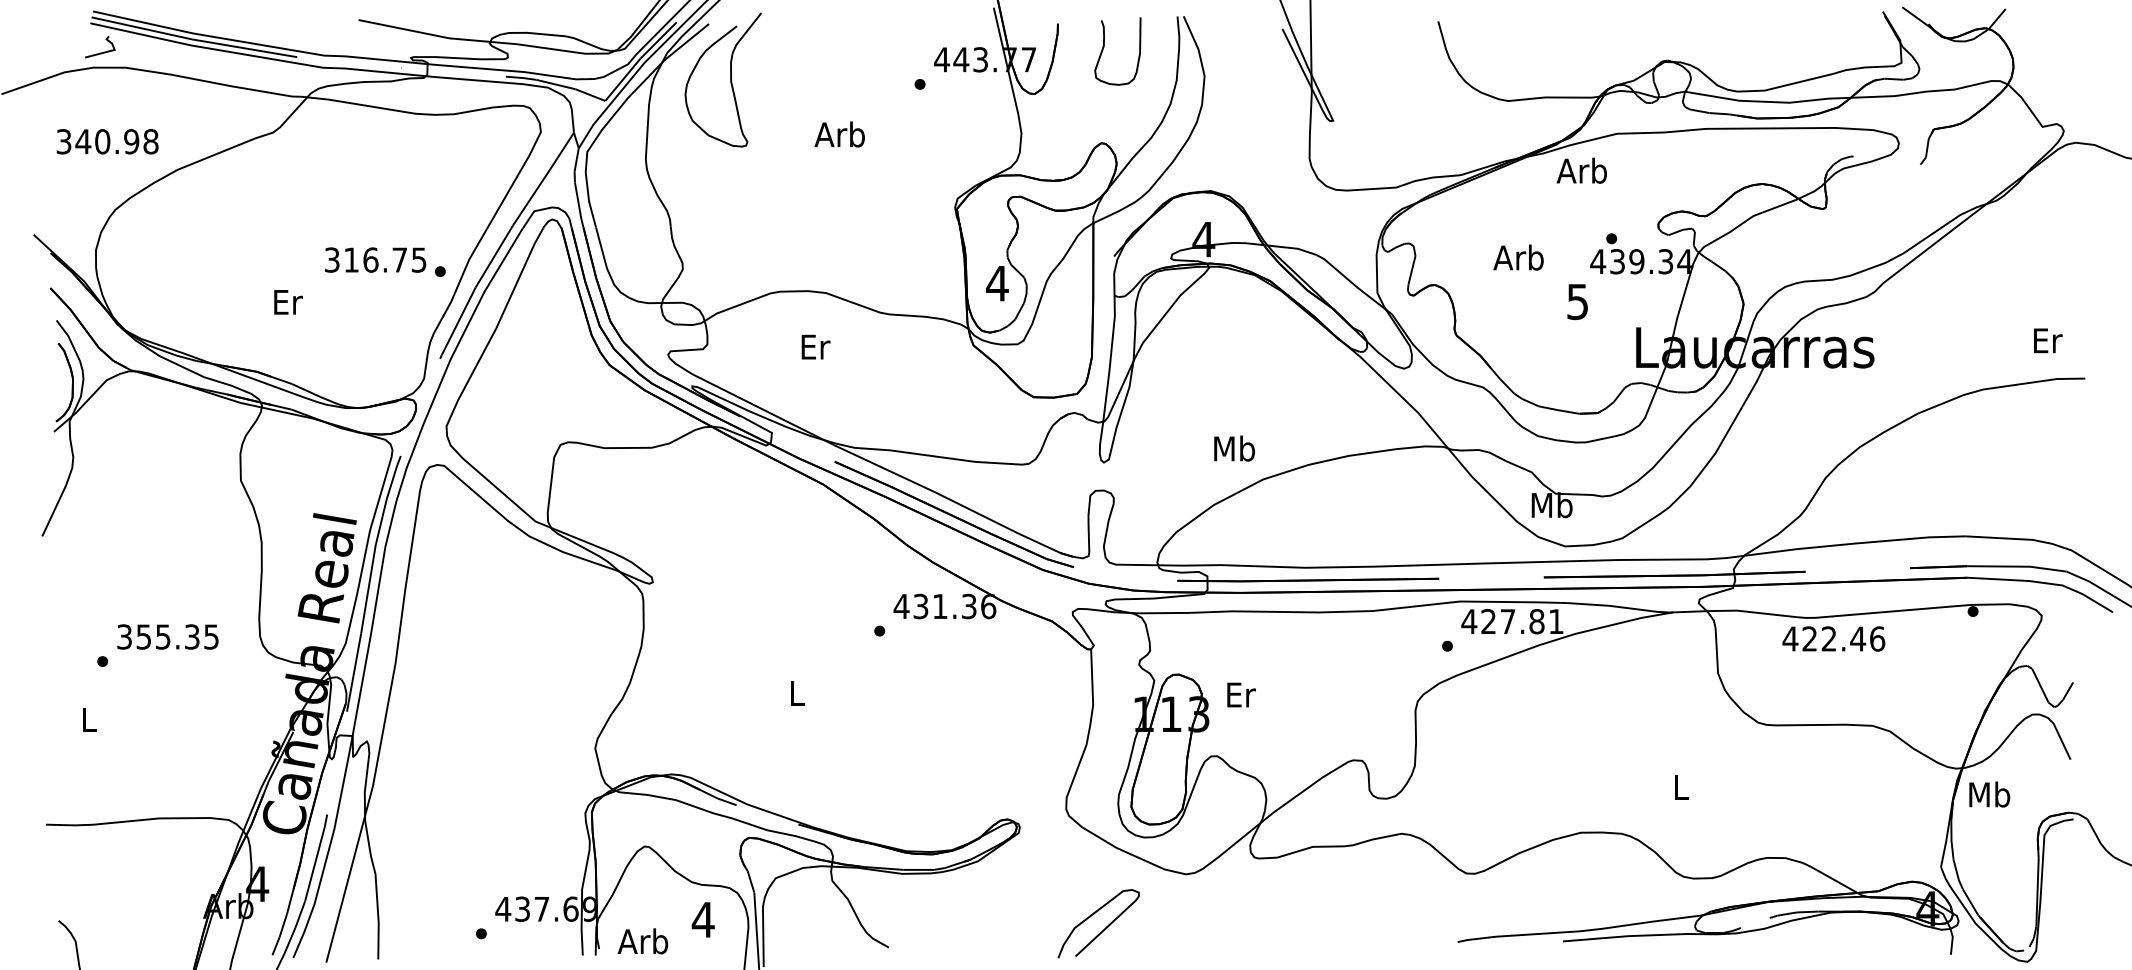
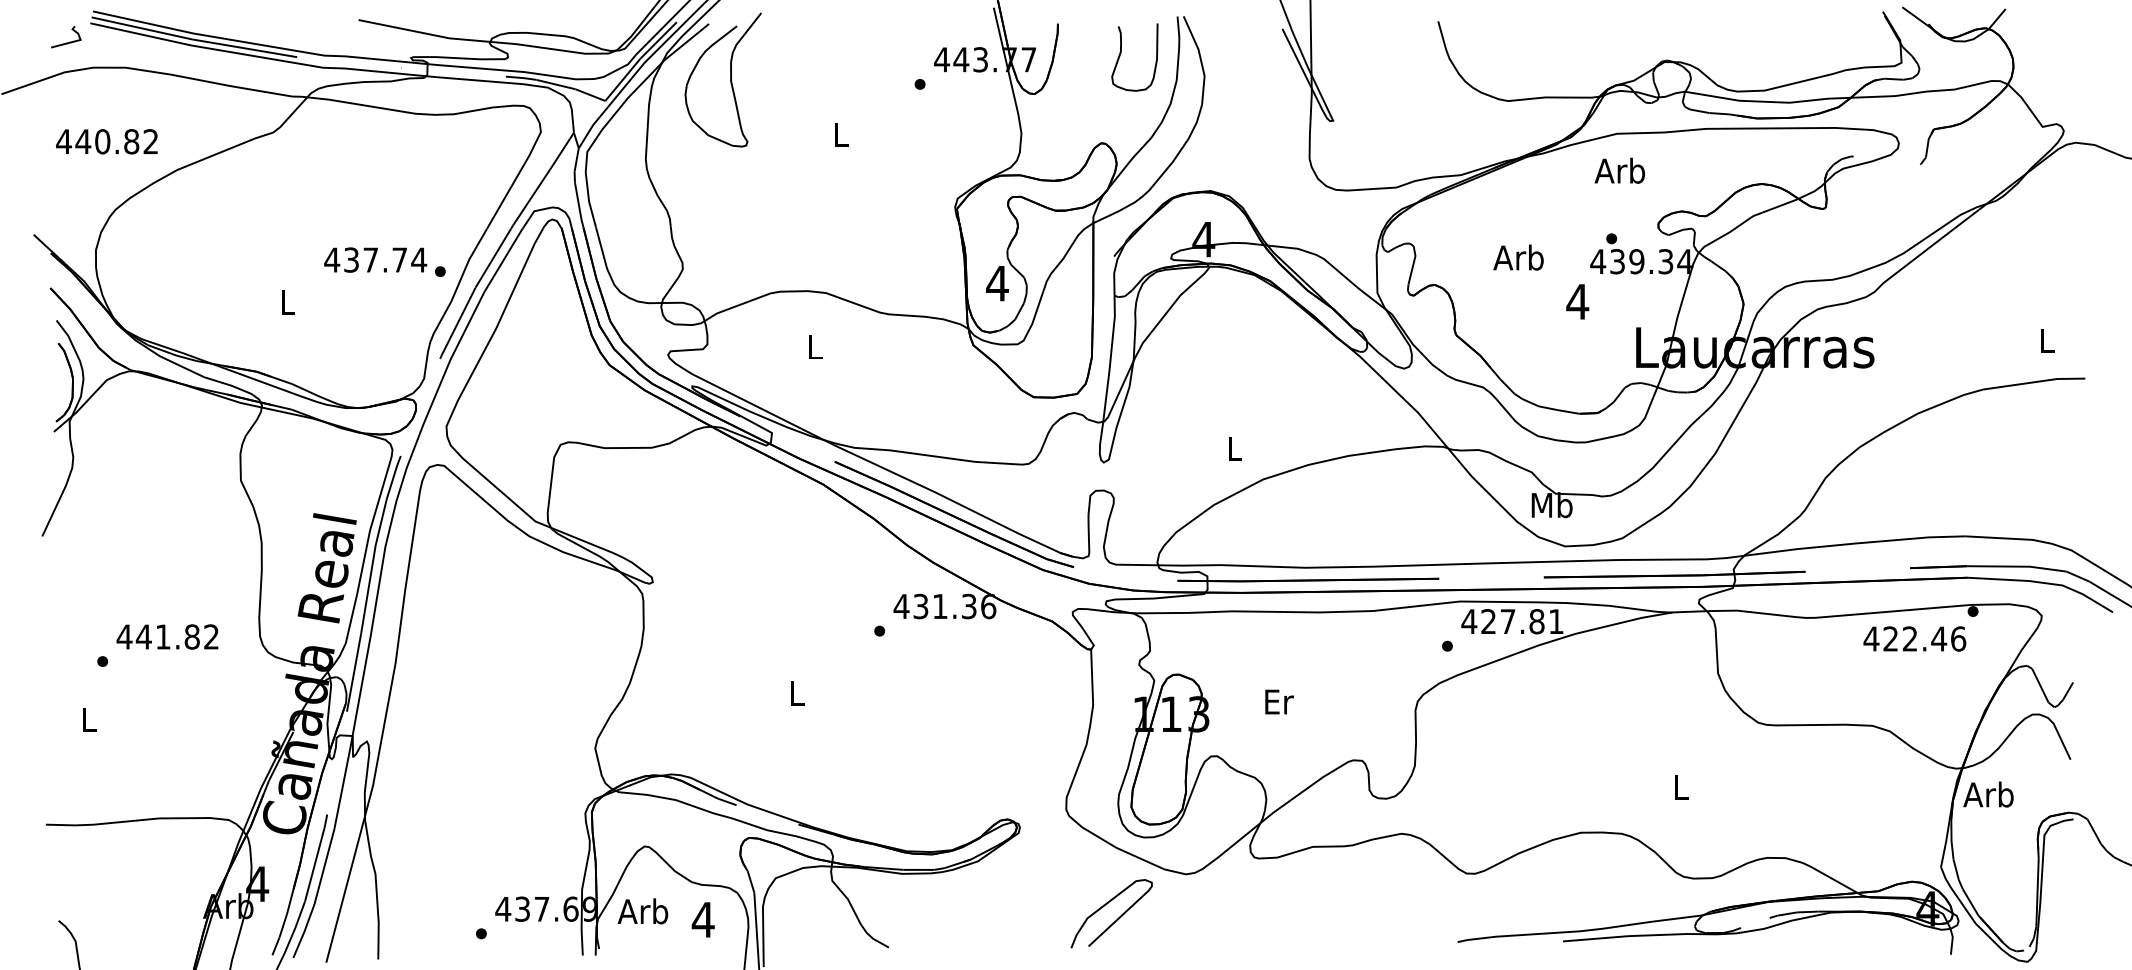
curve position: (1104, 47) -> (1121, 53) (1121, 53)
line position: (103, 51) -> (69, 41) (69, 41)
text: Arb -> L (839, 134)
text: 340.98 -> 440.82 (107, 141)
text position: (1581, 170) -> (1619, 170) (1619, 170)
text: 316.75 -> 437.74 (375, 259)
text: Er -> L (288, 302)
text: 5 -> 4 (1577, 302)
text: Er -> L (2048, 340)
text: Er -> L (815, 346)
text: Mb -> L (1234, 448)
text: 355.35 -> 441.82 (167, 636)
text position: (1833, 638) -> (1914, 638) (1914, 638)
text position: (1241, 694) -> (1279, 701) (1279, 701)
text: Mb -> Arb (1988, 794)
curve position: (1104, 928) -> (1117, 918) (1117, 918)
text position: (642, 941) -> (642, 911) (642, 911)
